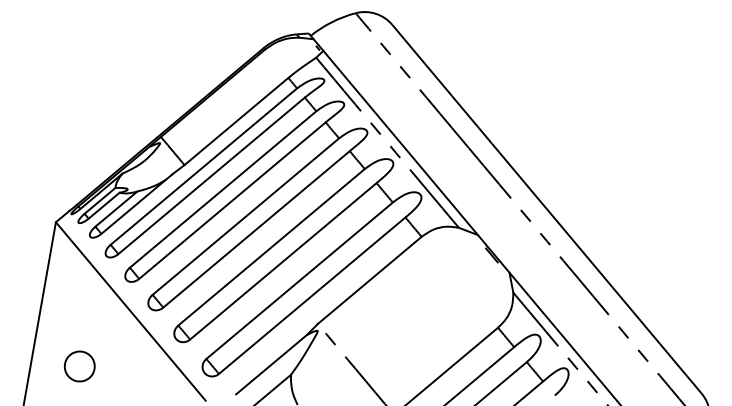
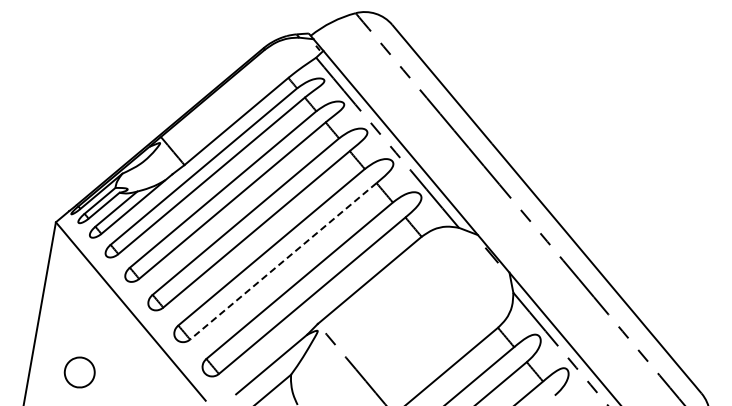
line: solid -> dashed (283, 261)
part position: (79, 366) -> (79, 372) (79, 372)
